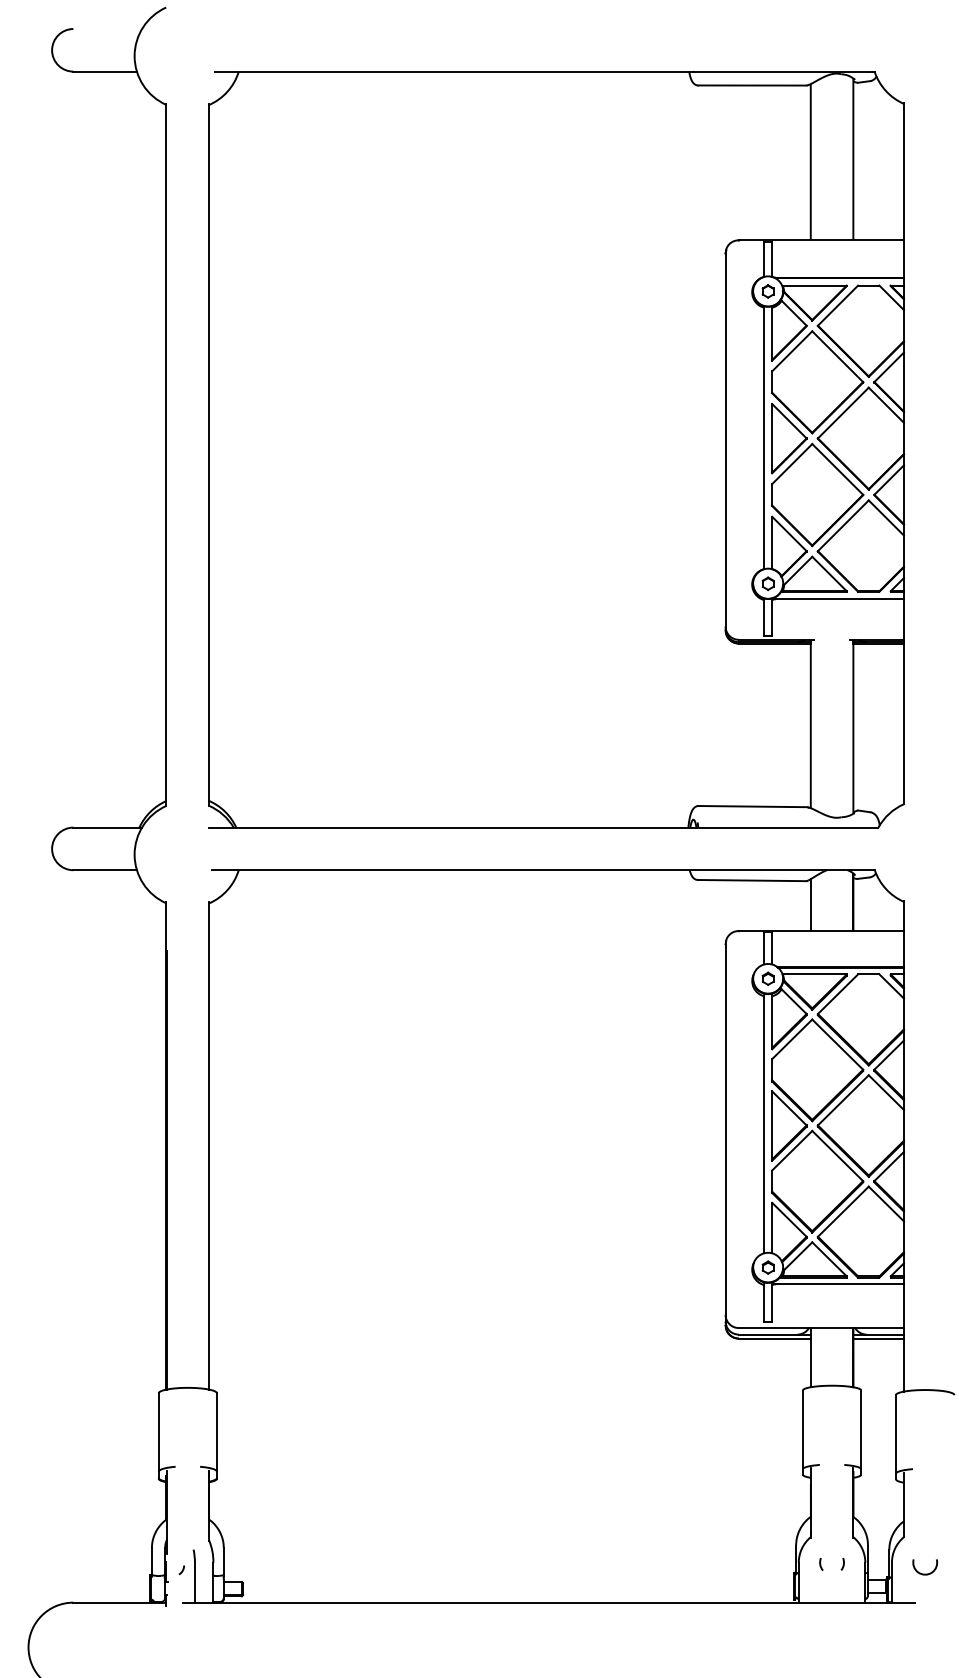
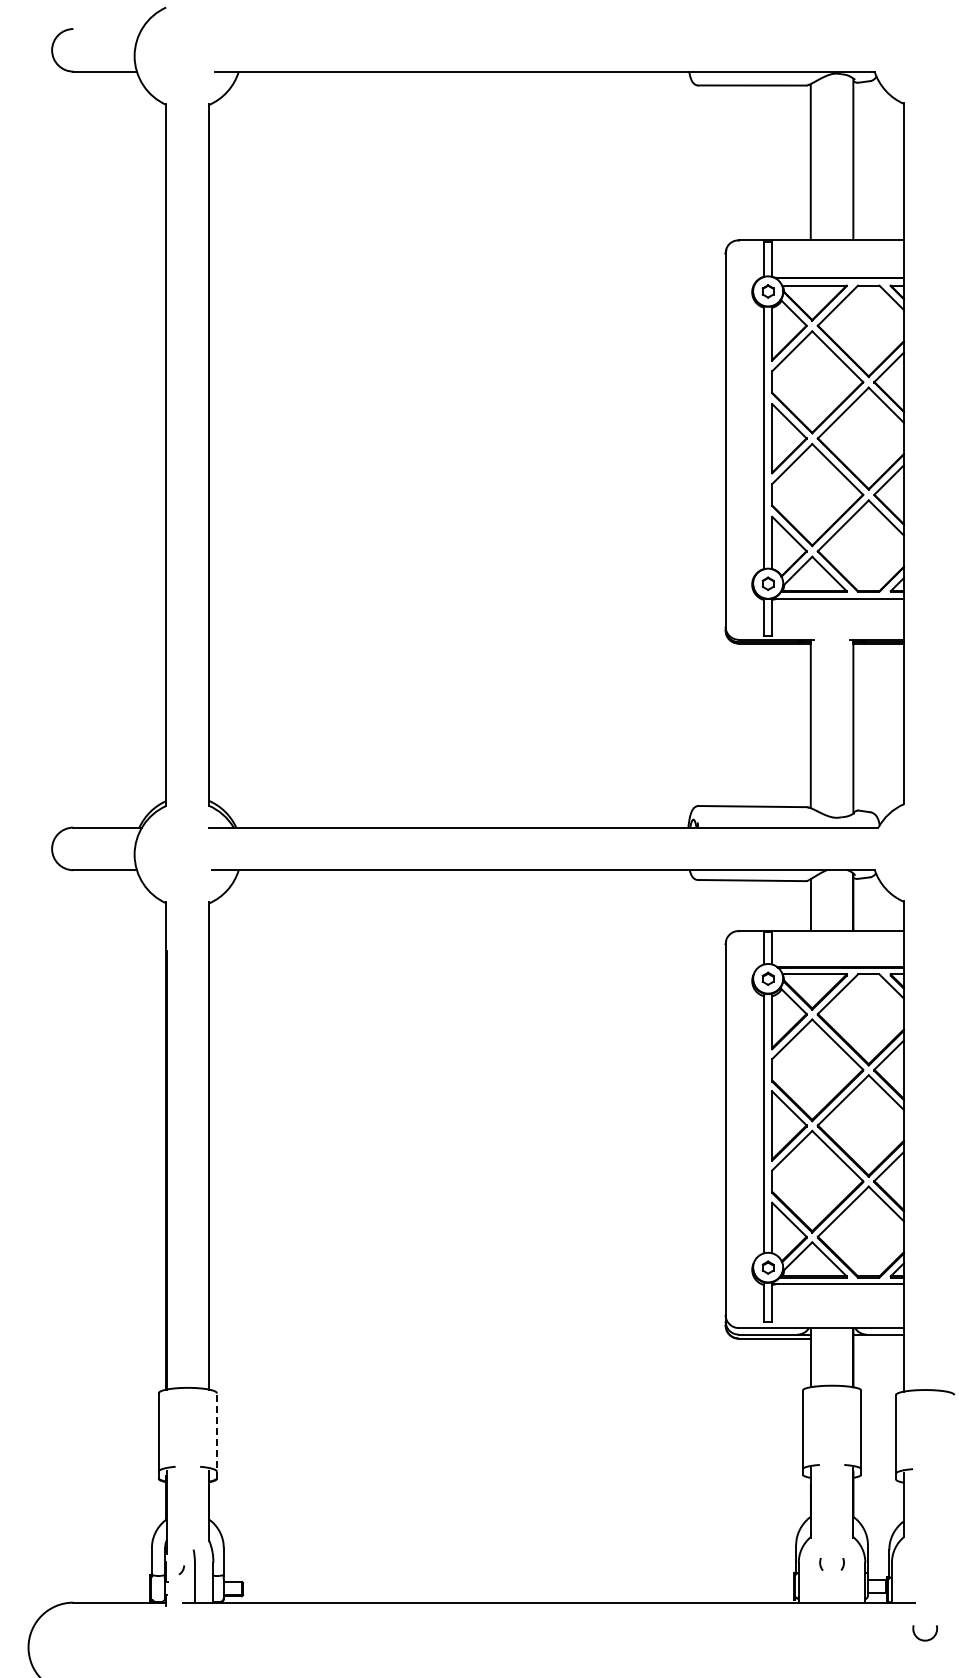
line: present -> none (878, 1338)
line: solid -> dashed (217, 1436)
arc position: (925, 1573) -> (925, 1639) (925, 1639)
